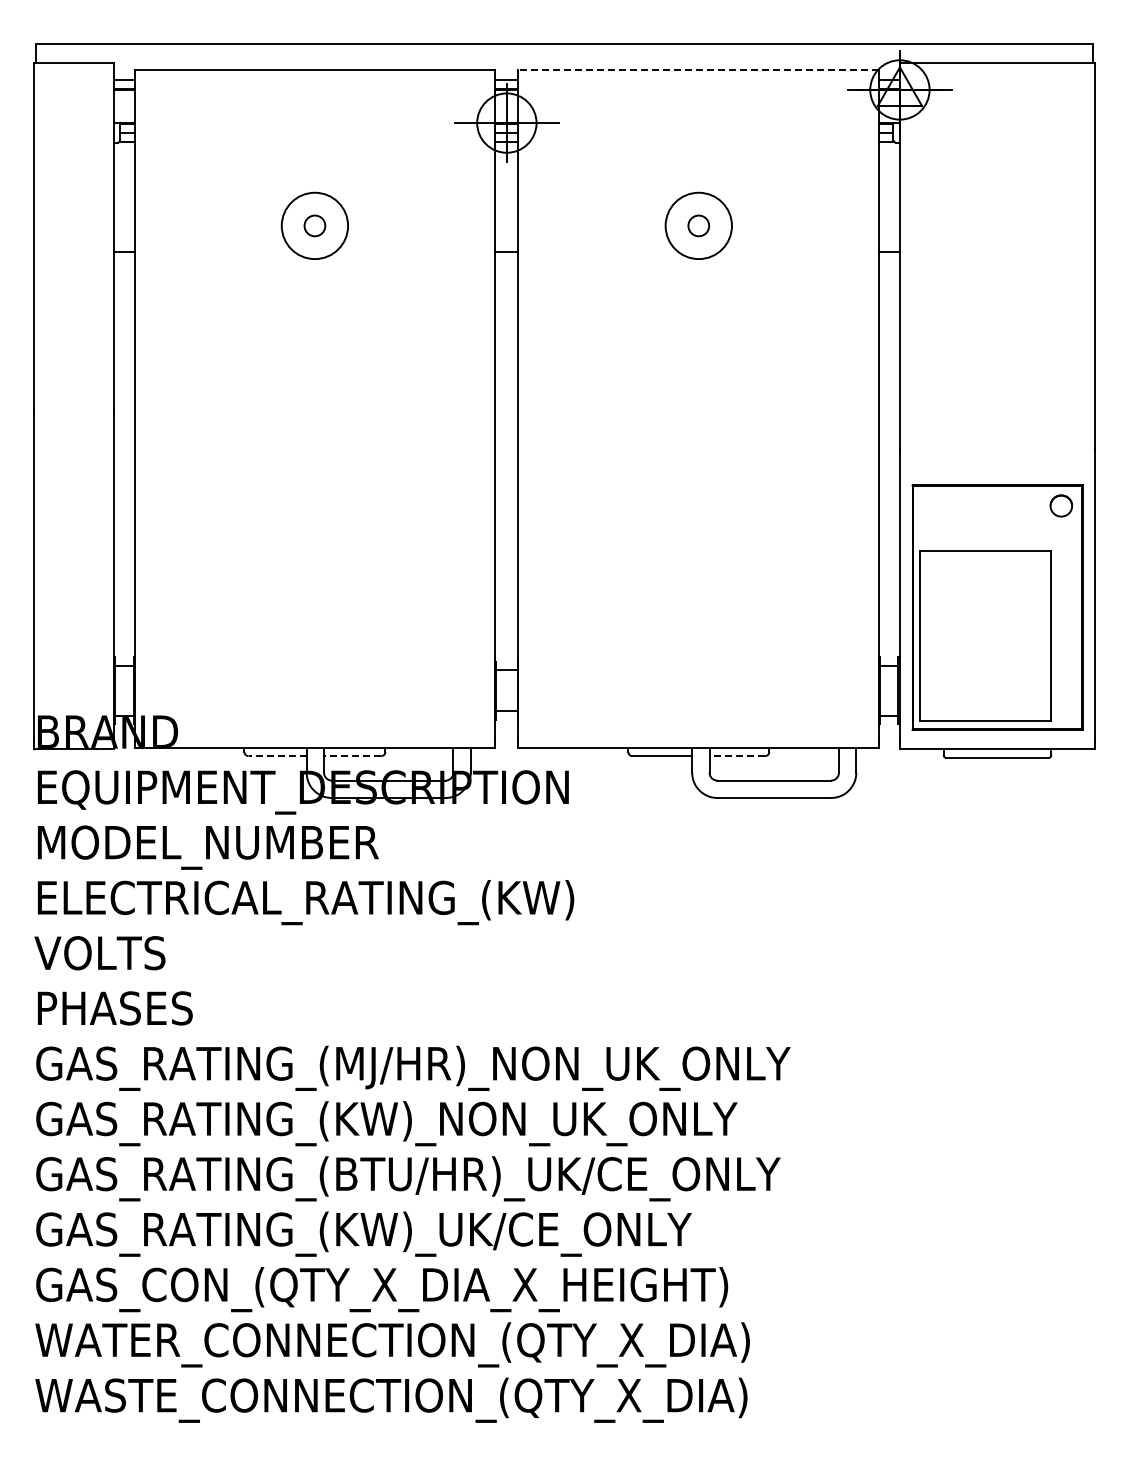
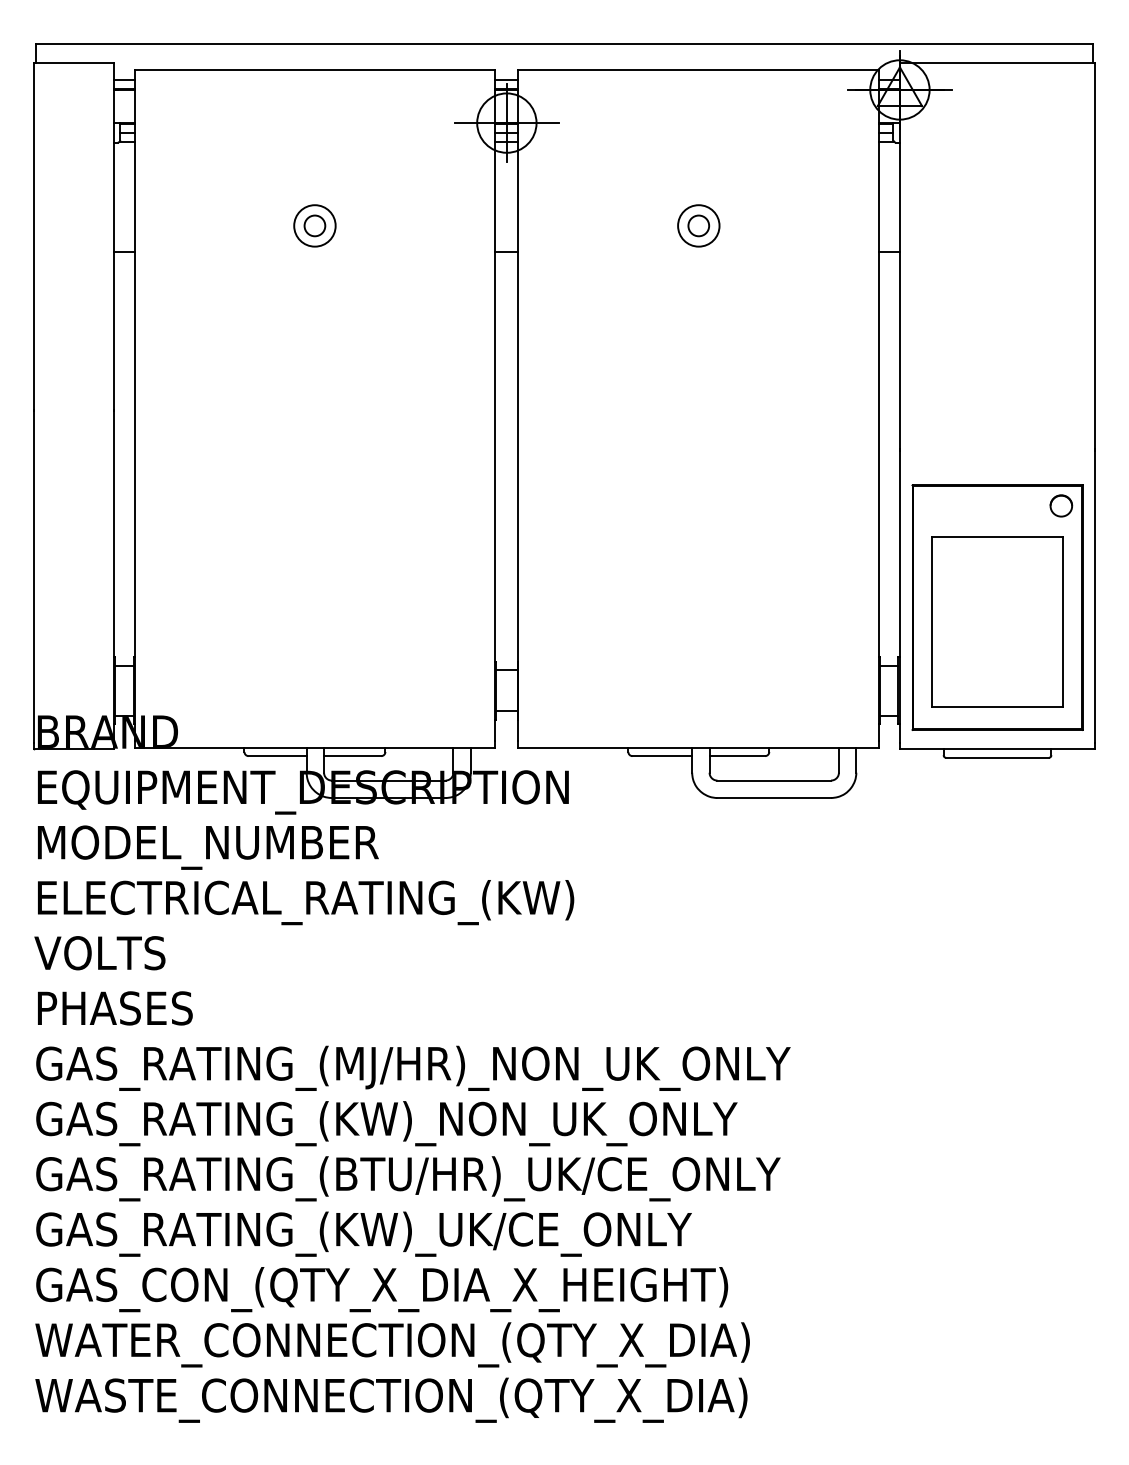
line: dashed -> solid (698, 70)
circle diameter: 66 px -> 41 px (314, 225)
circle diameter: 66 px -> 41 px (698, 225)
part position: (985, 635) -> (997, 621) (997, 621)
line: dashed -> solid (277, 756)
line: dashed -> solid (352, 756)
line: dashed -> solid (737, 756)
